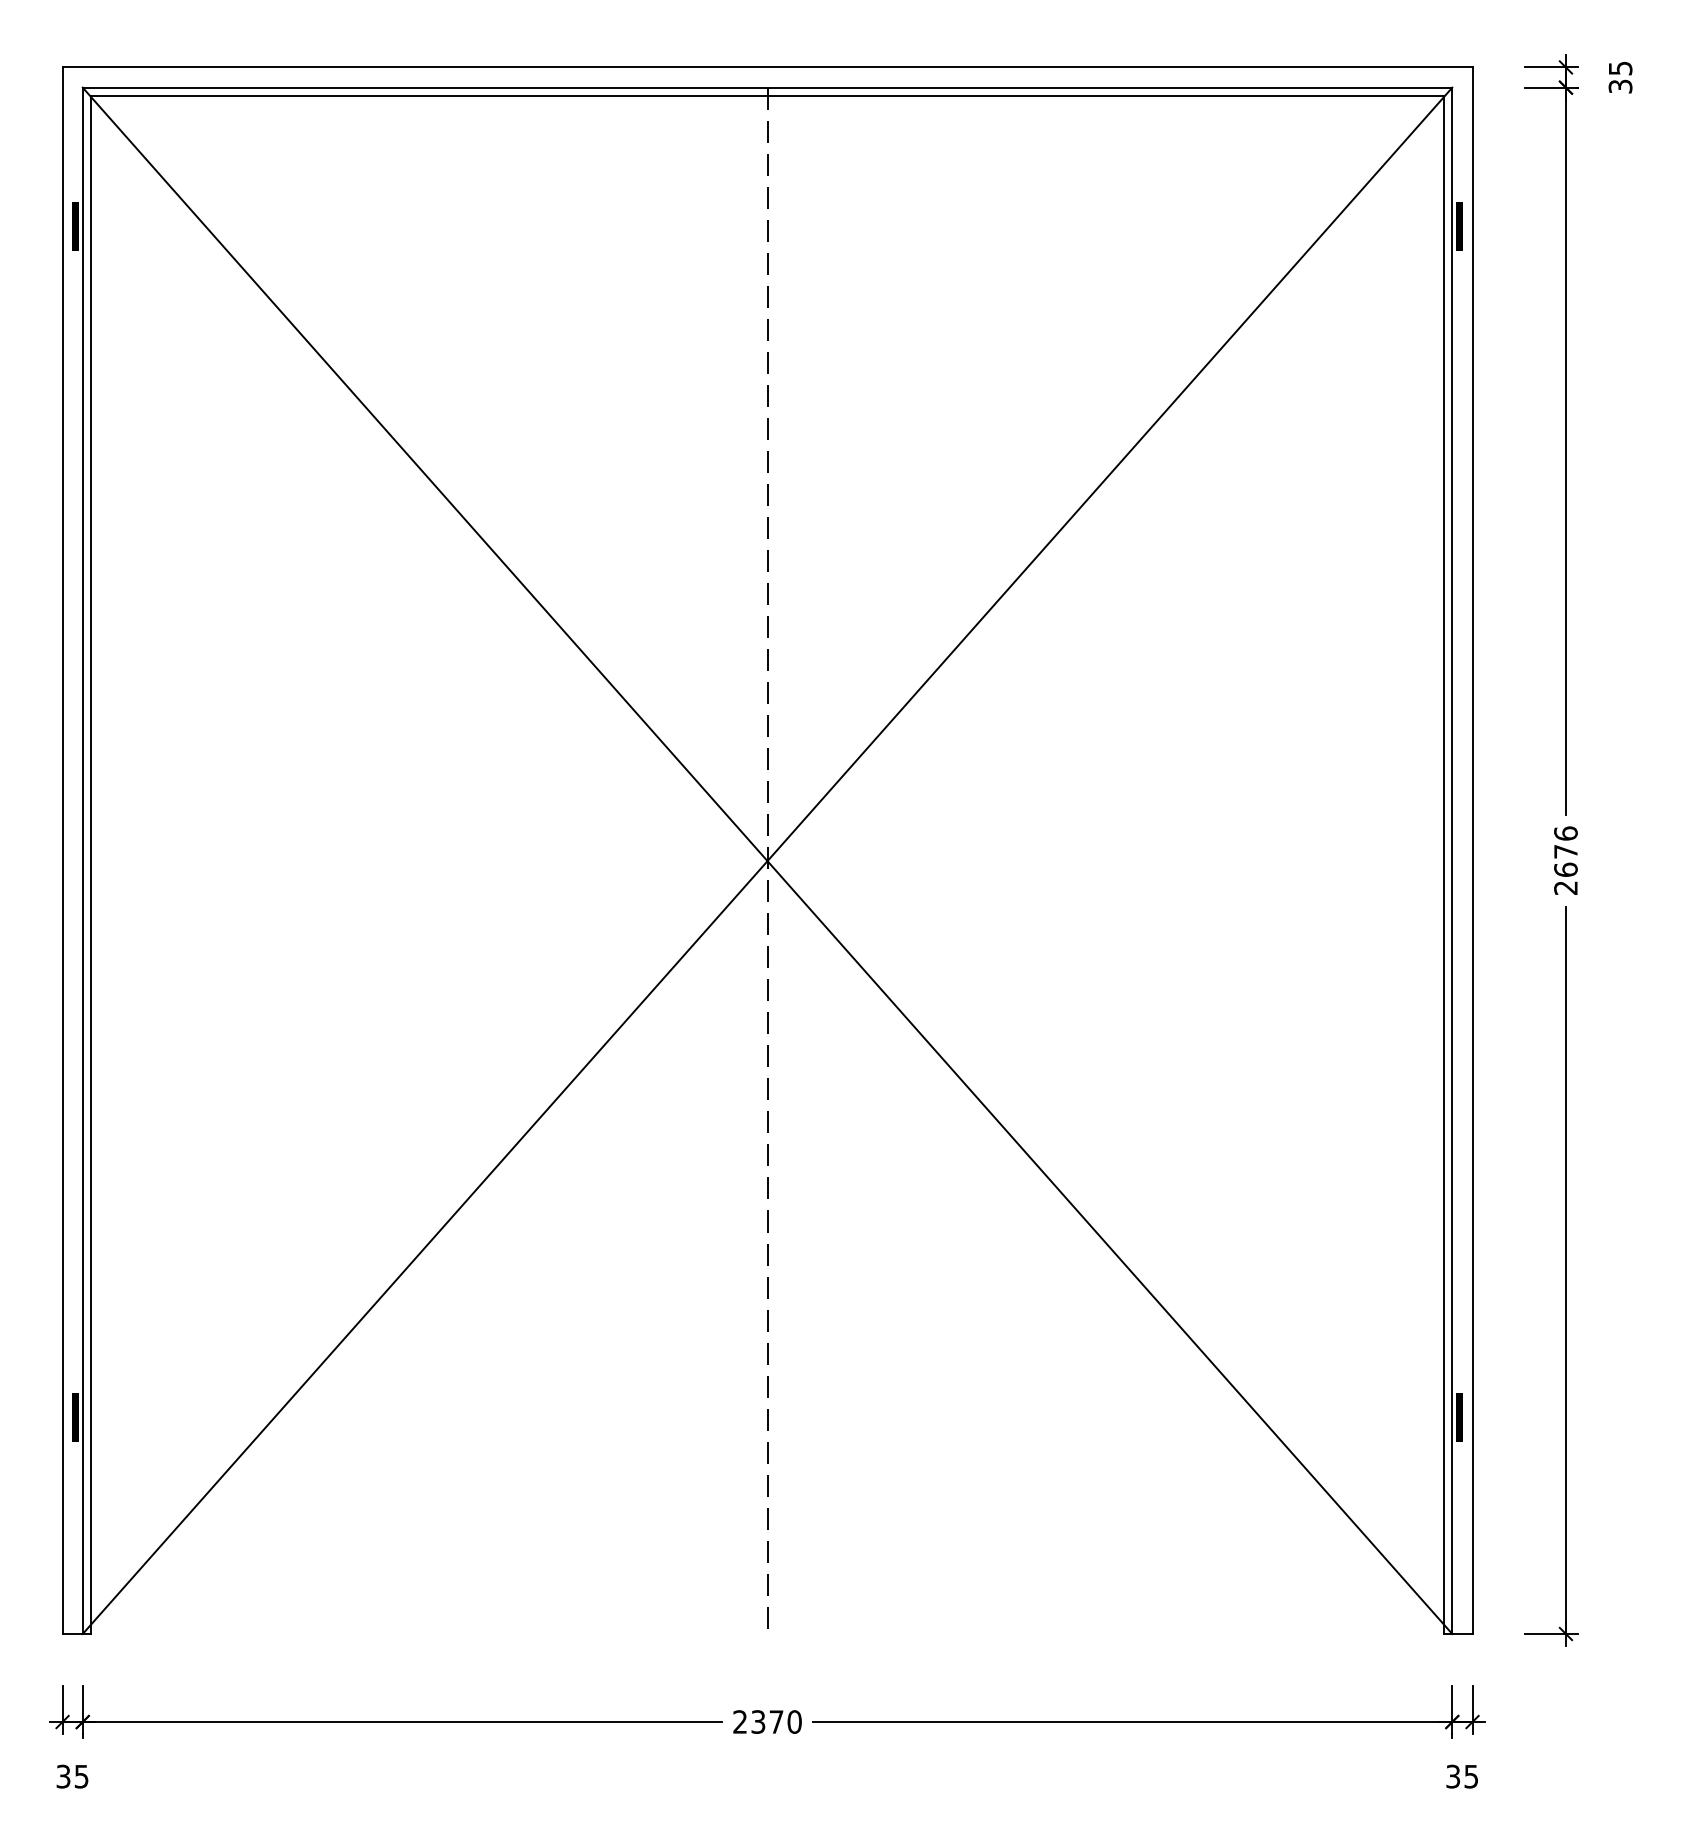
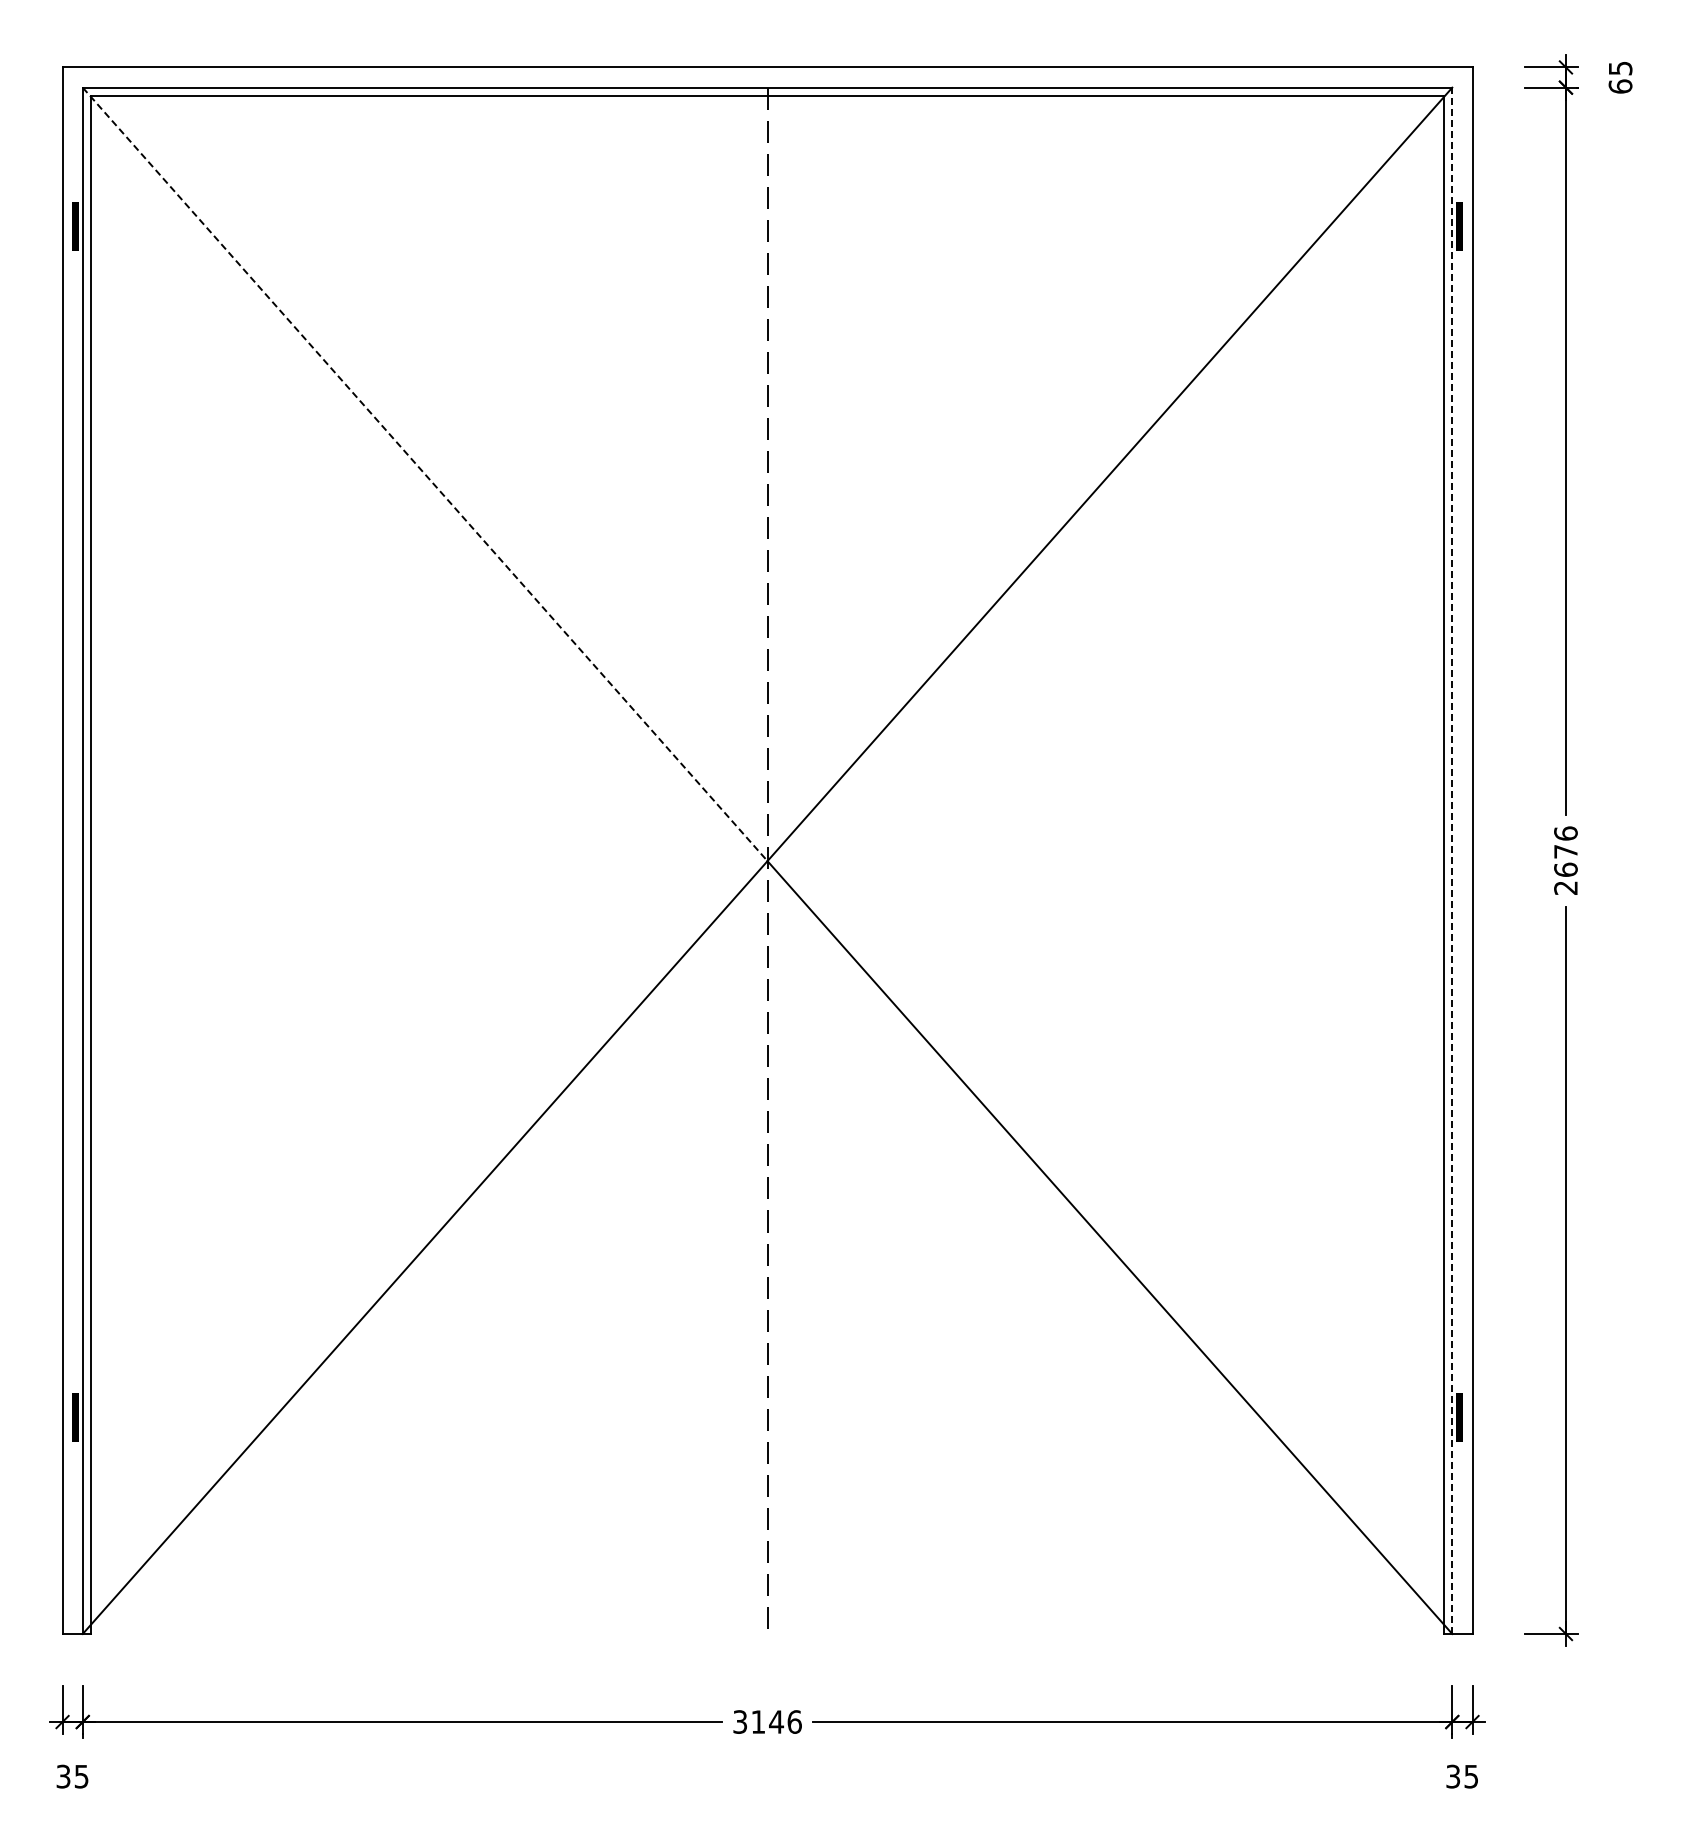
text: 35 -> 65 (1620, 86)
line: solid -> dashed (425, 474)
line: solid -> dashed (1452, 860)
text: 2370 -> 3146 (767, 1721)
